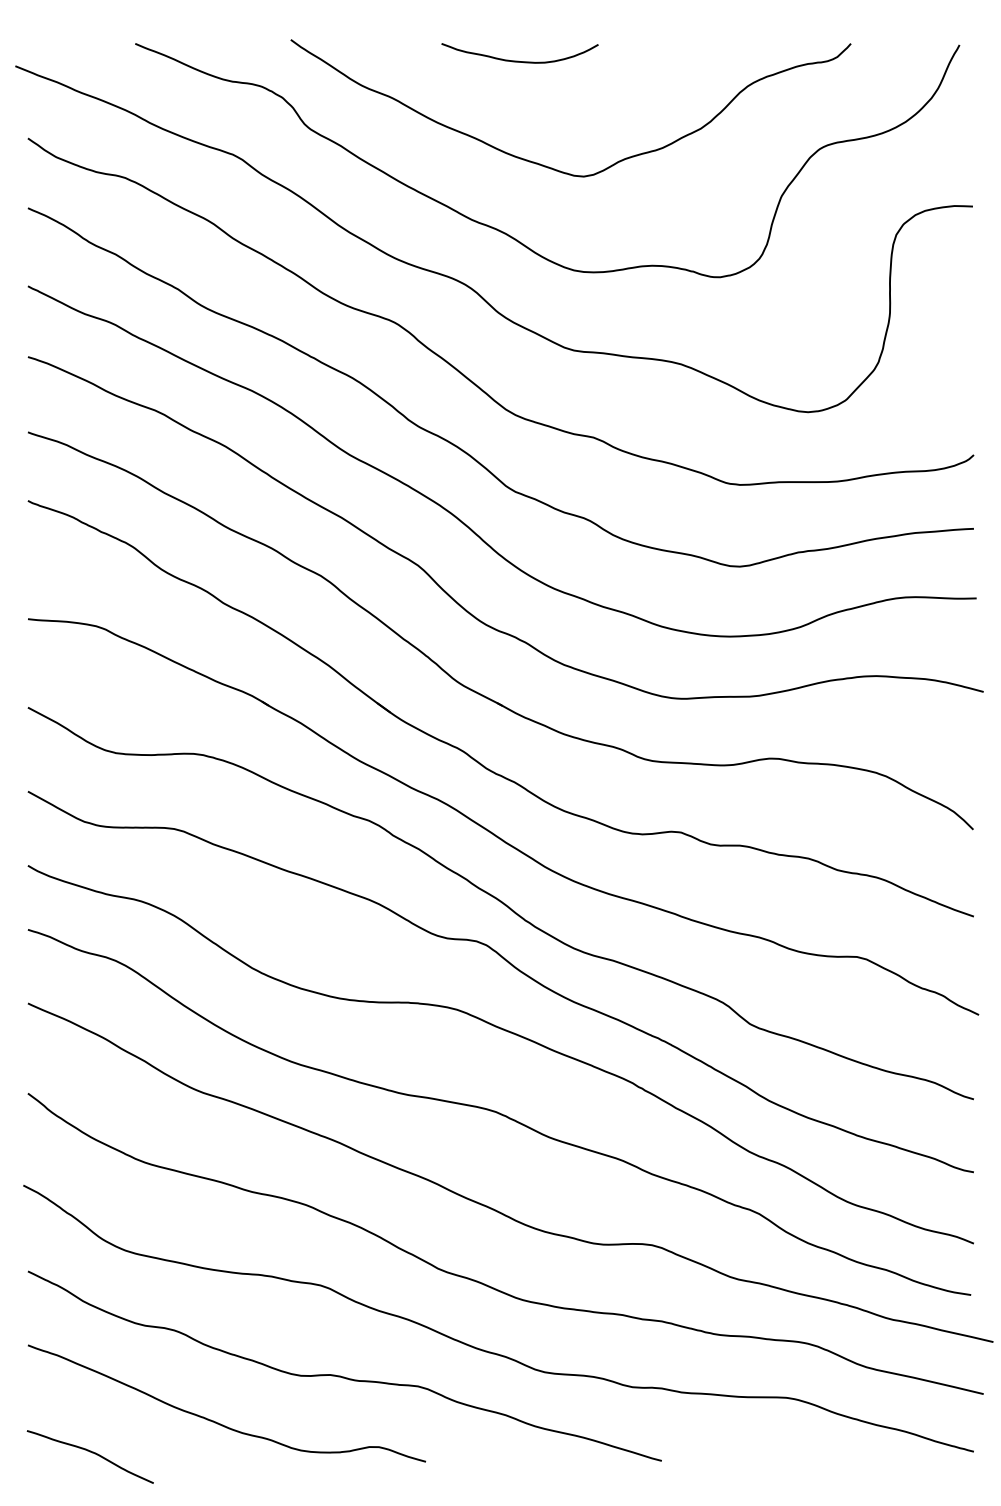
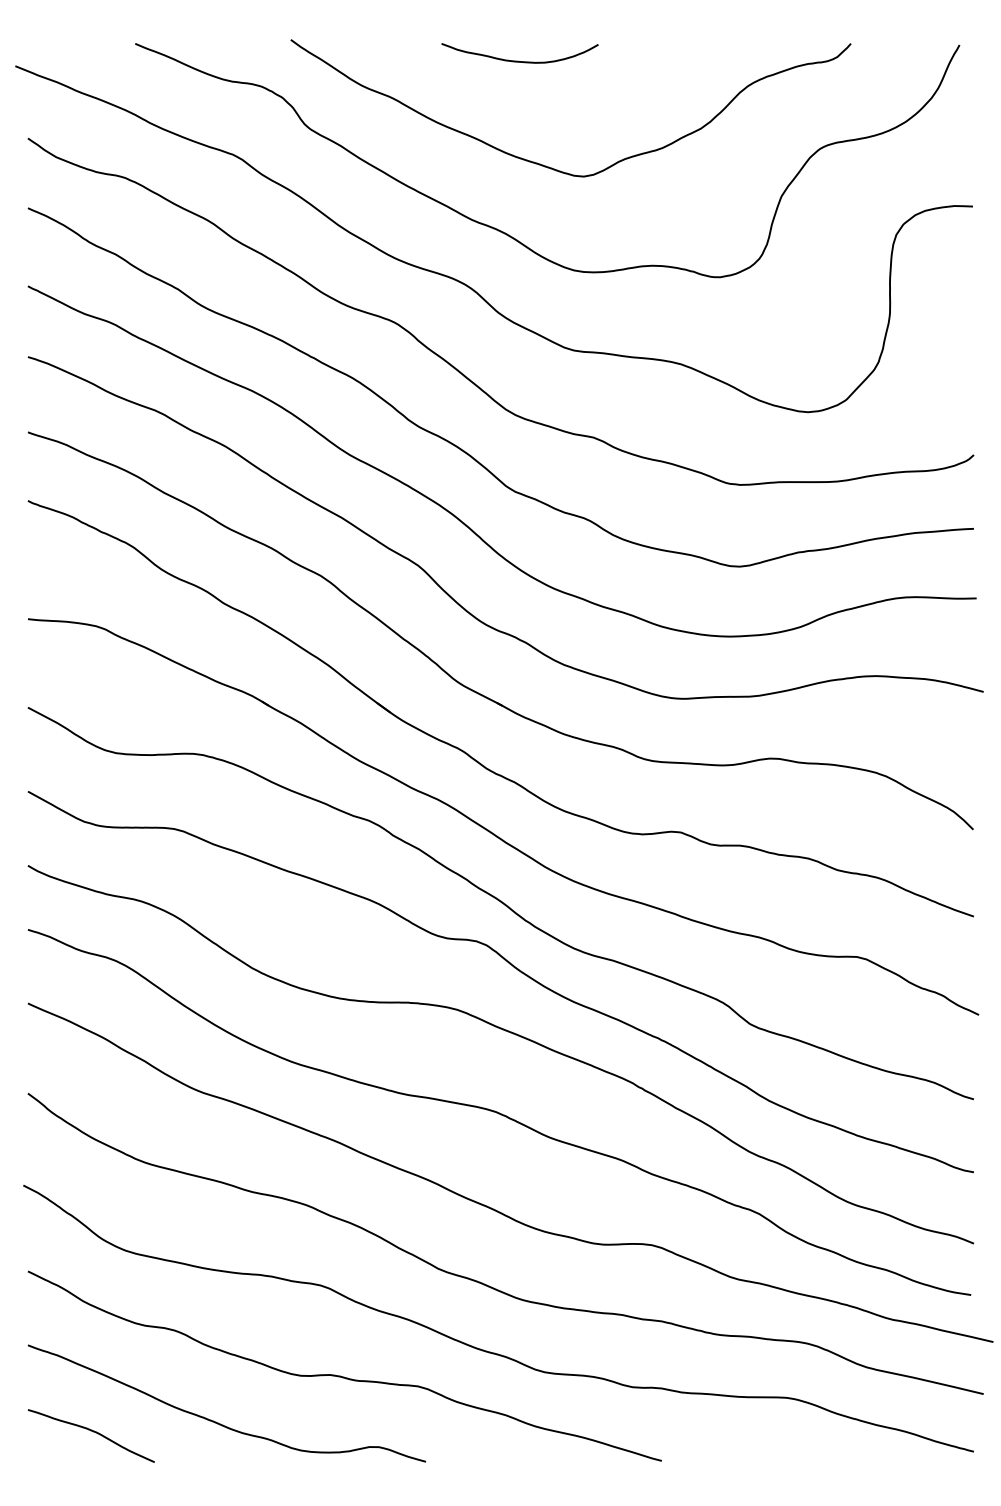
curve position: (89, 1452) -> (90, 1431) (90, 1431)
